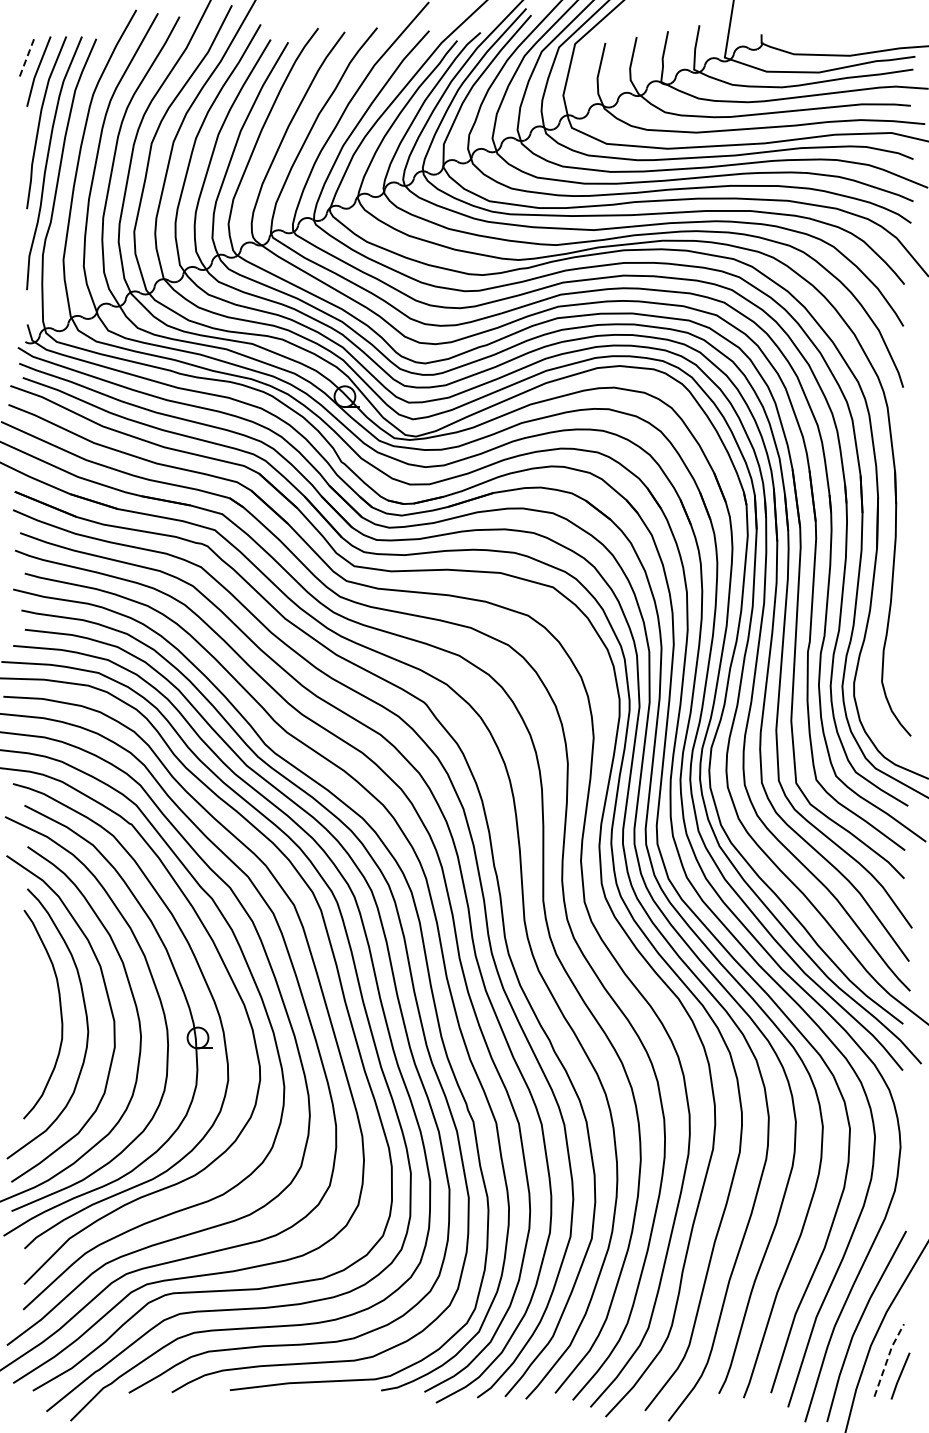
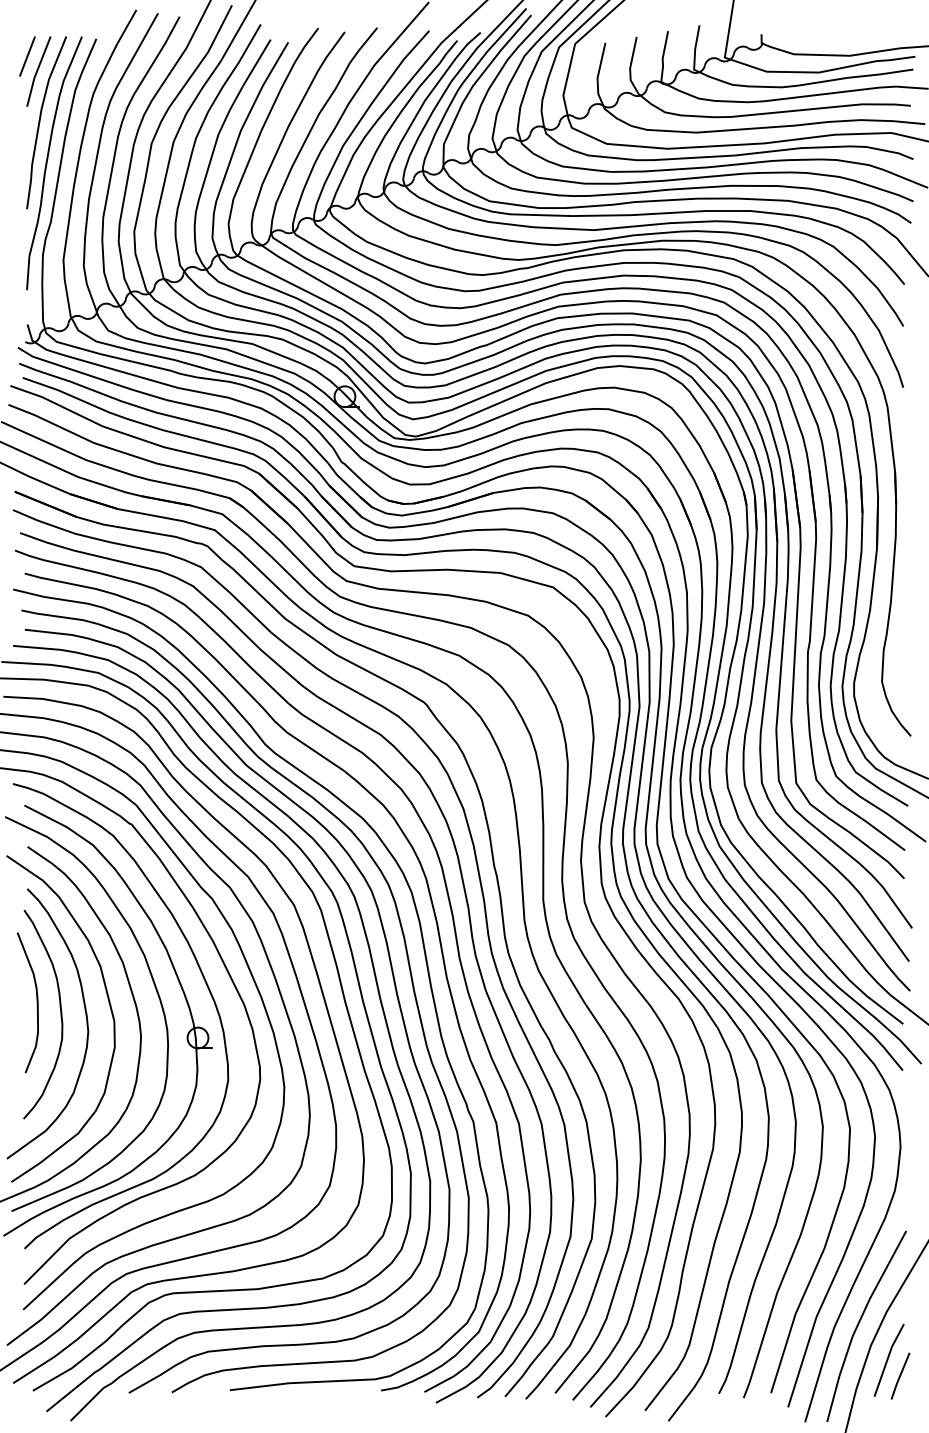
line: dashed -> solid (27, 56)
curve: none -> present (36, 1002)
line: dashed -> solid (887, 1358)
